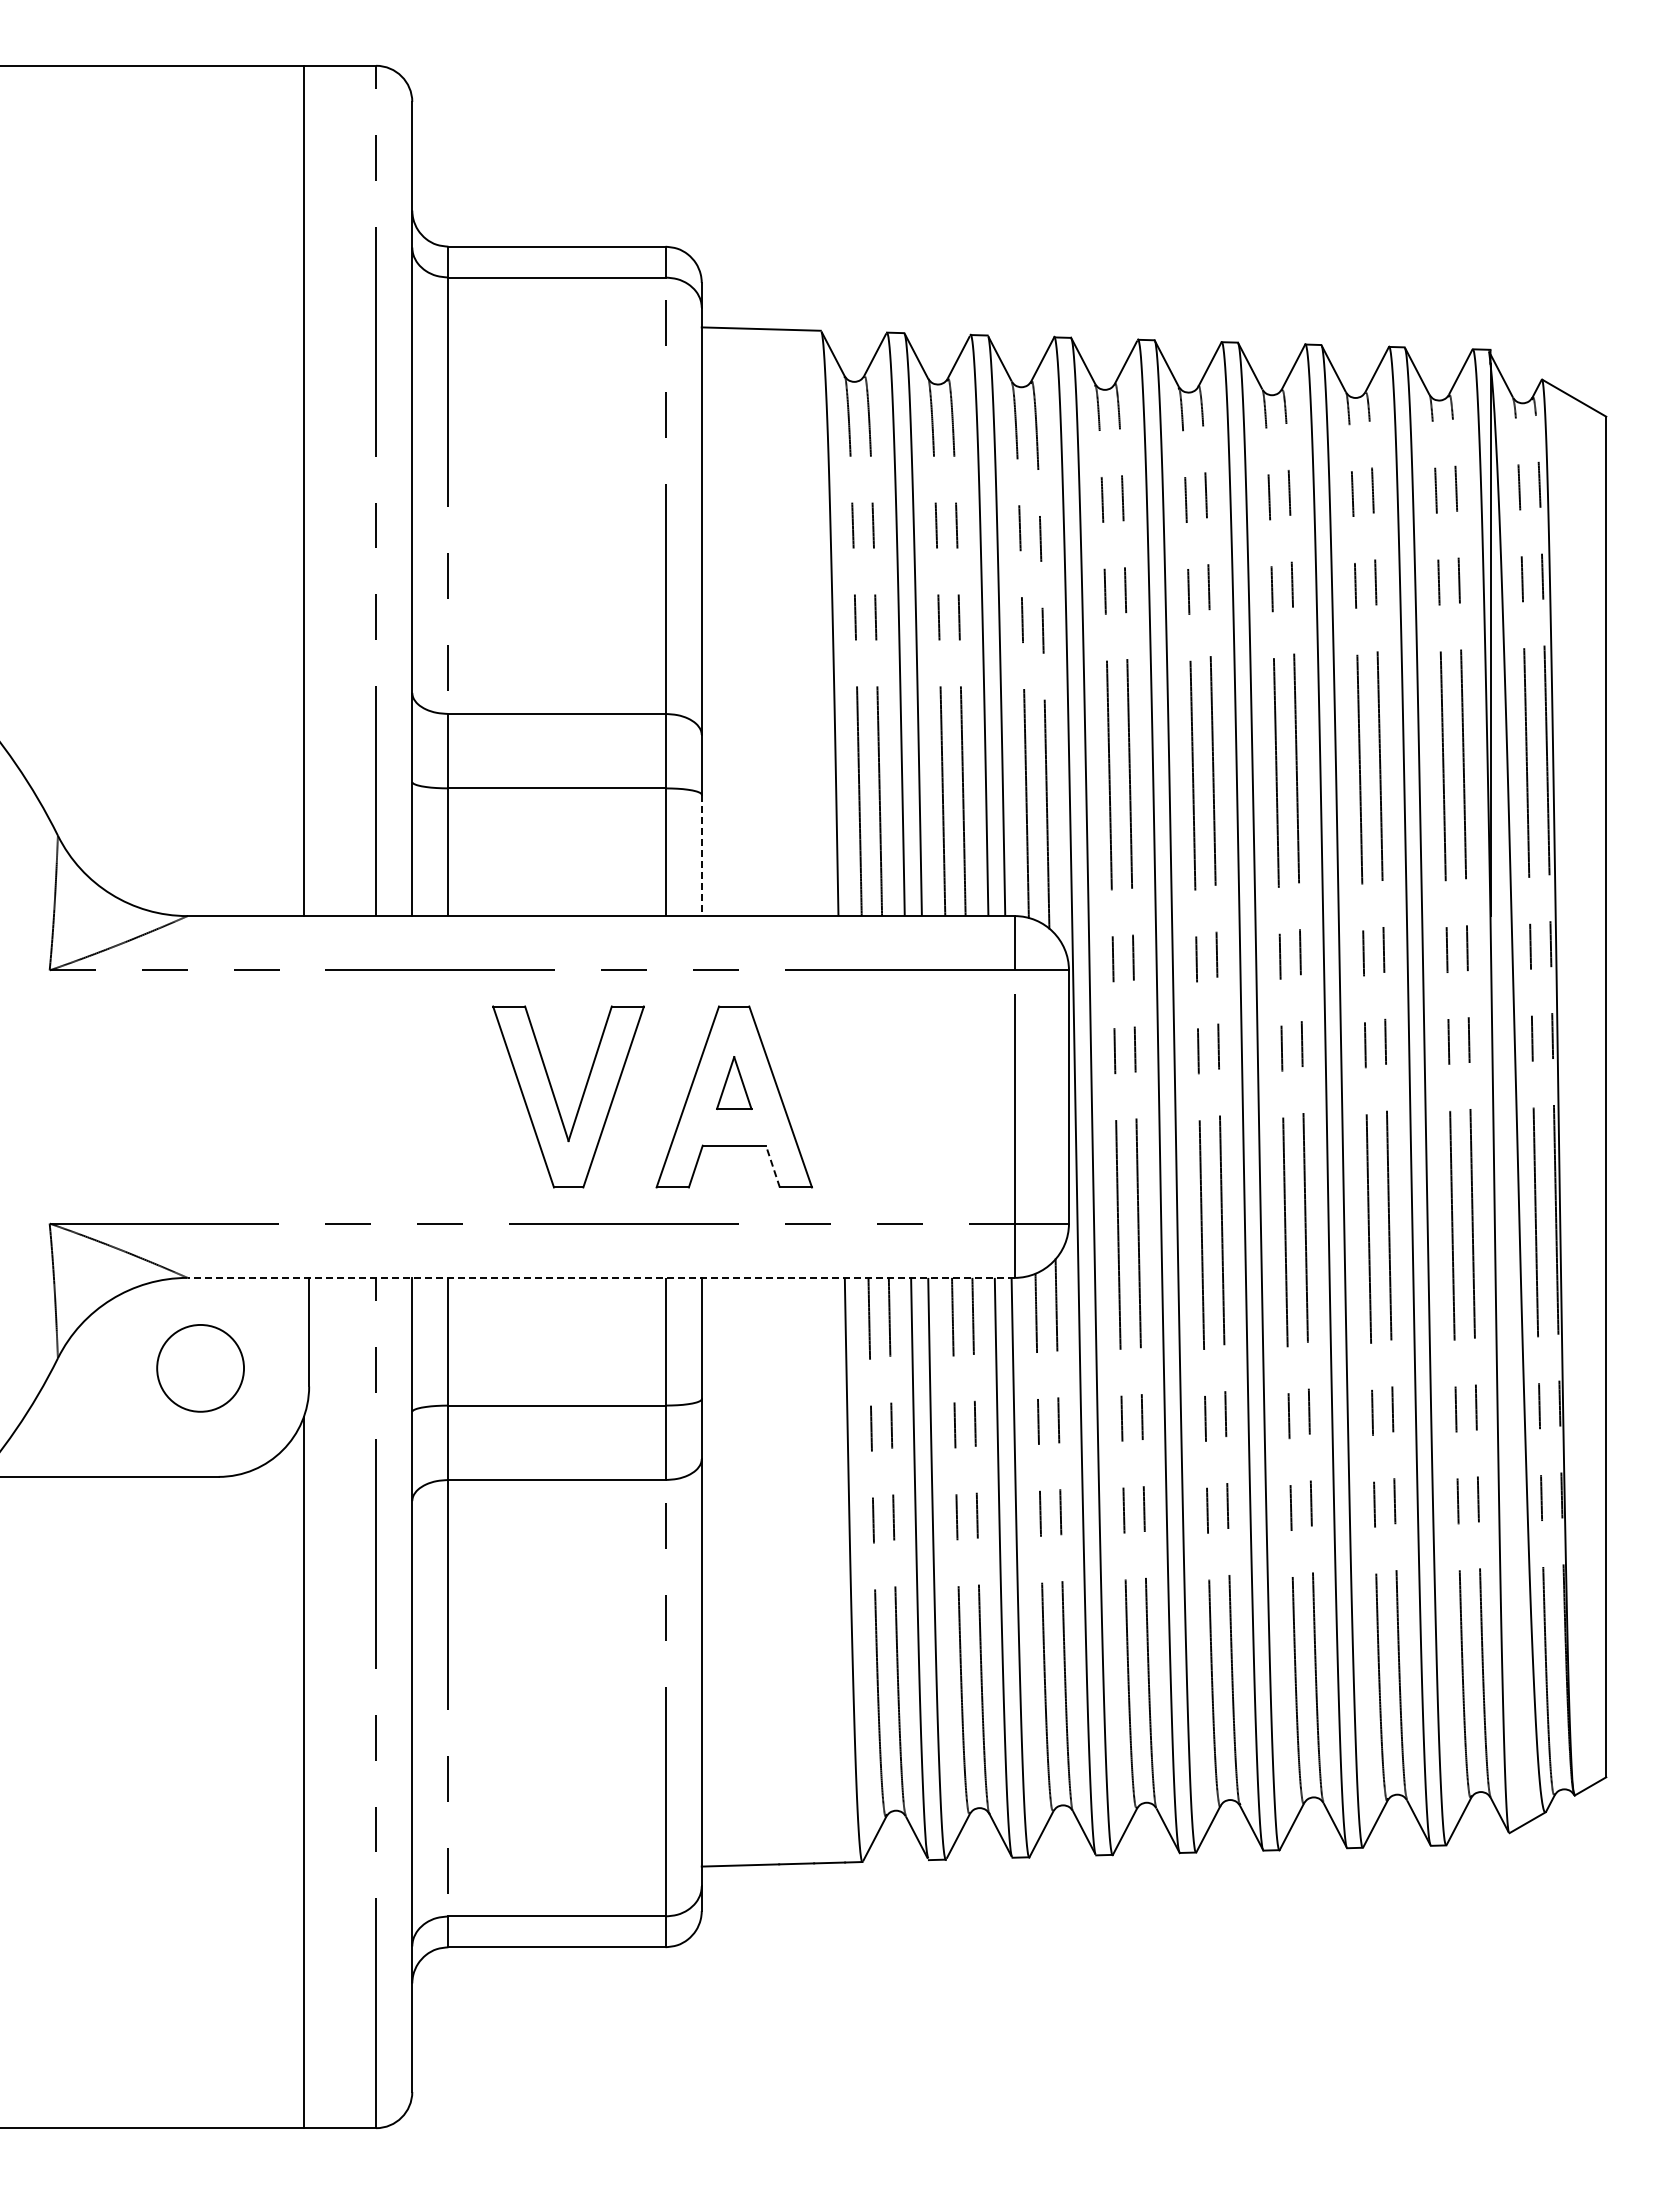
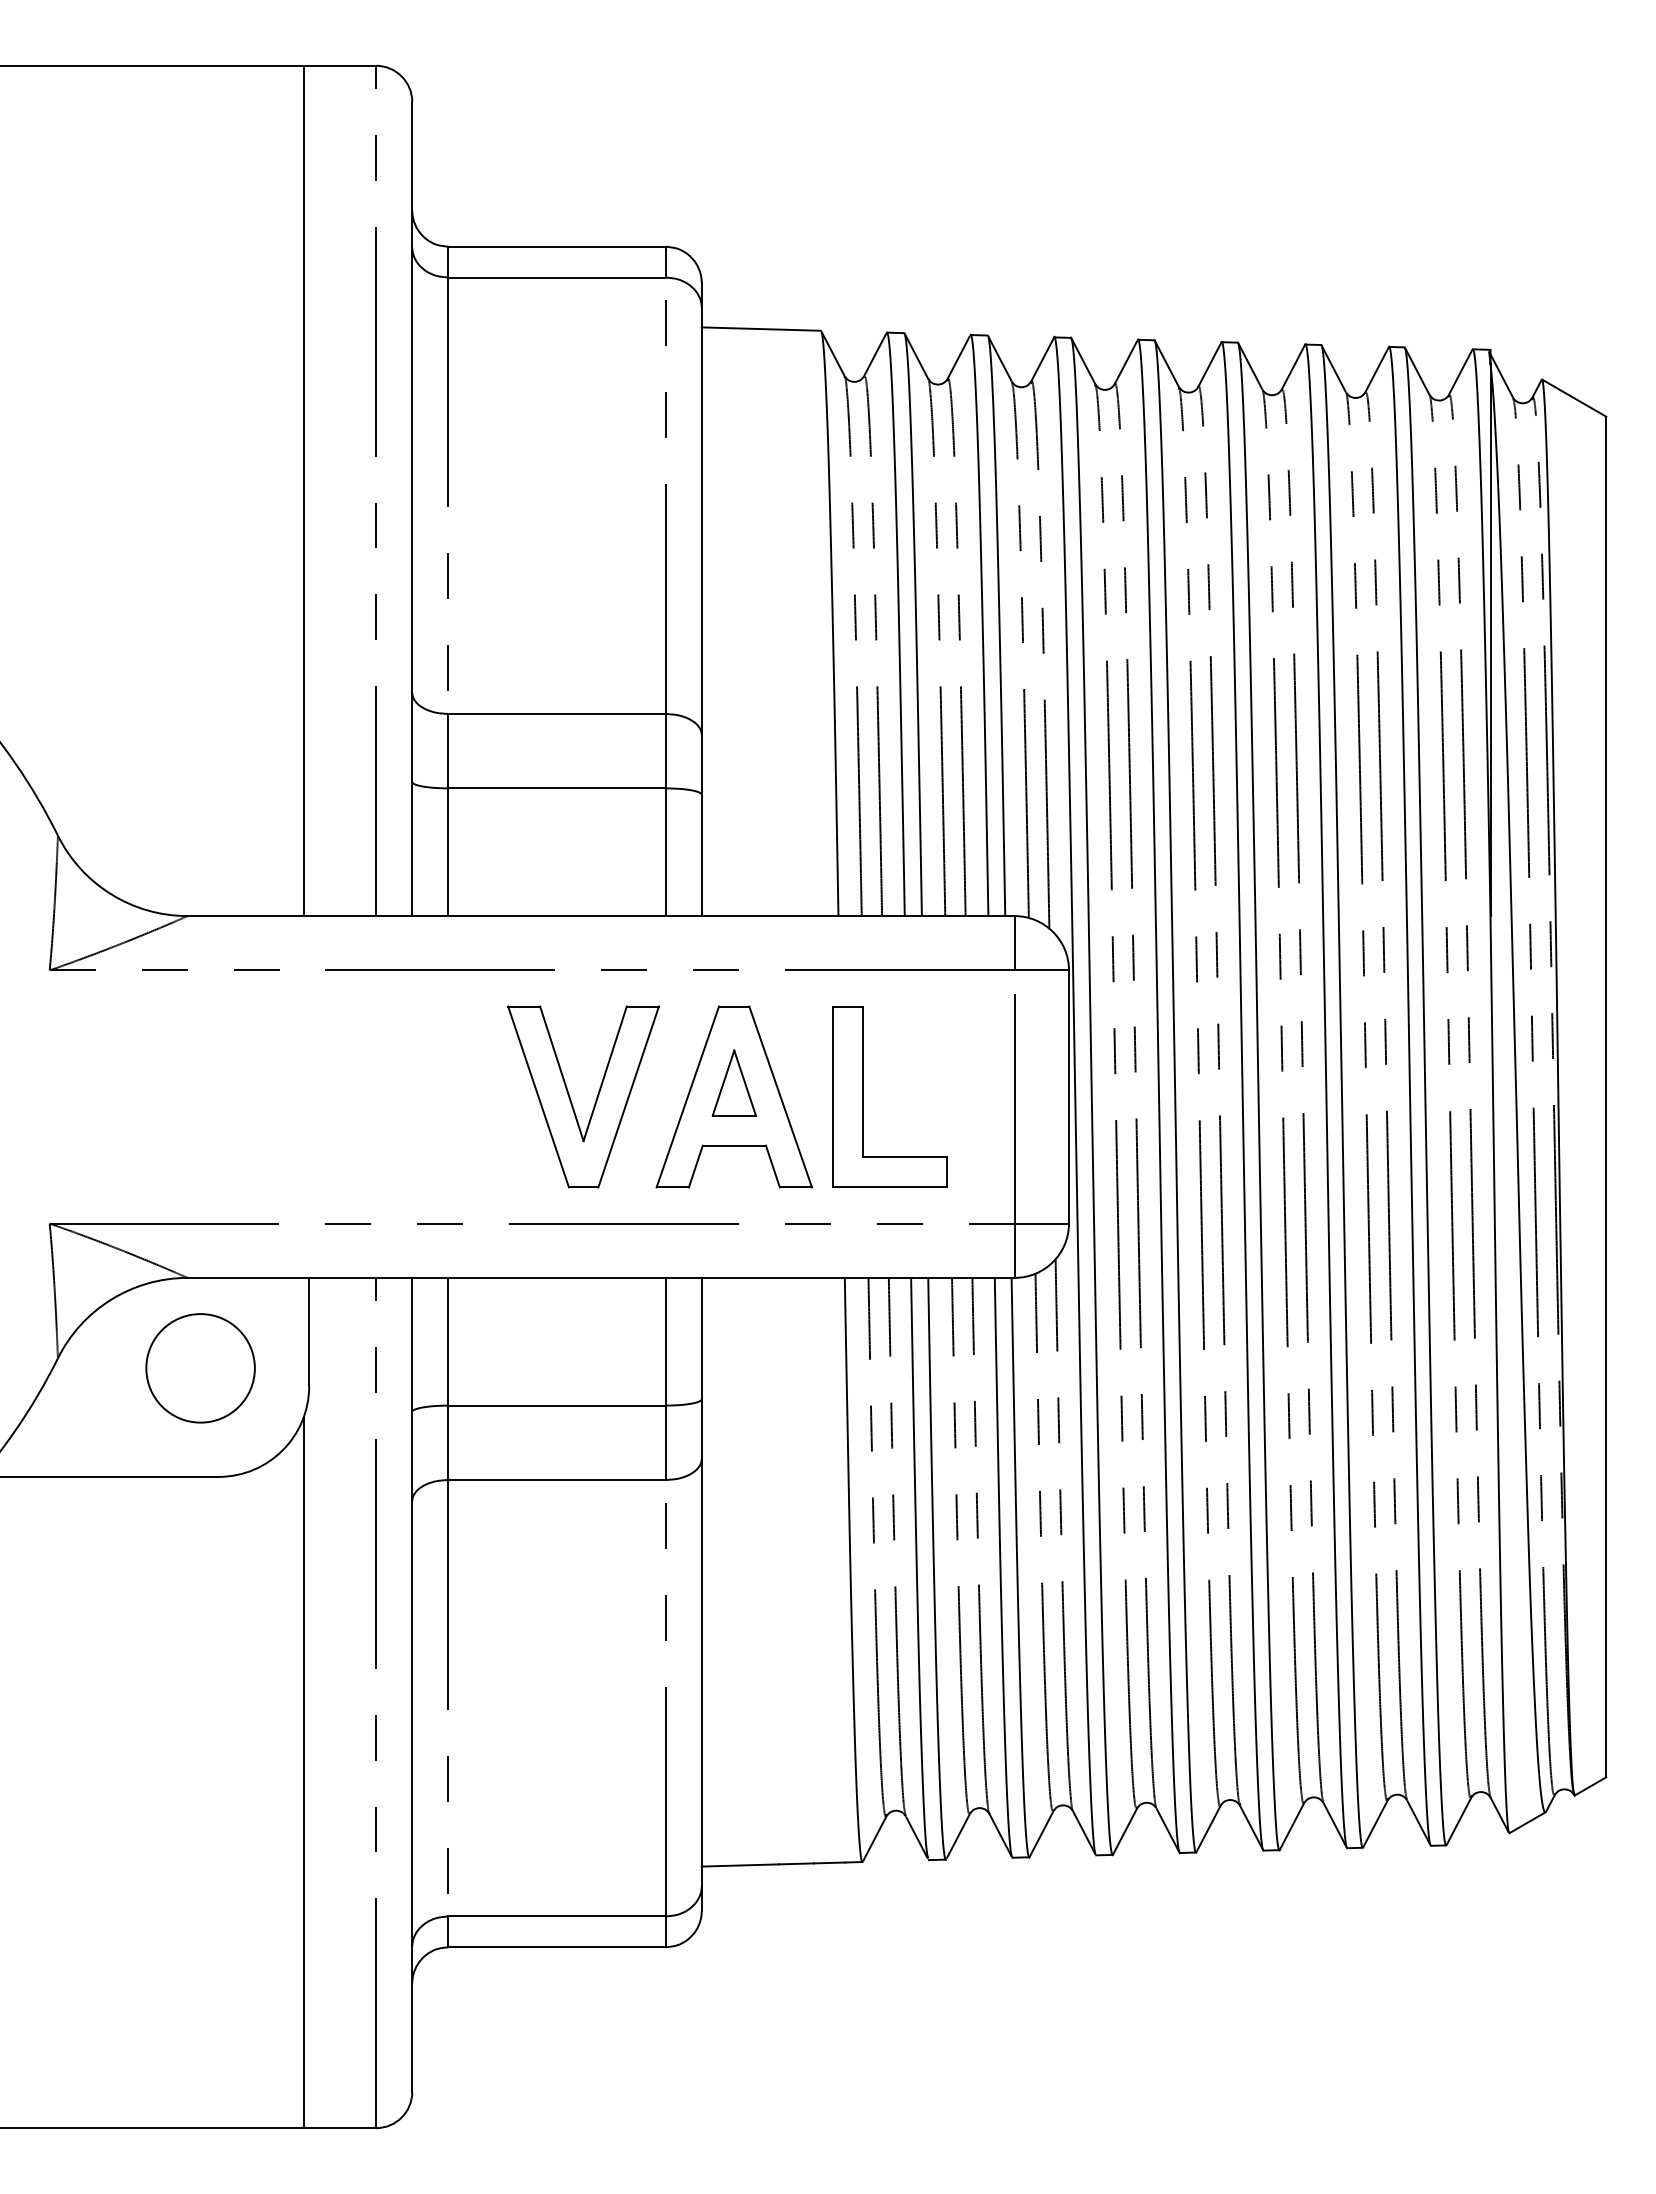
line: dashed -> solid (701, 855)
part size: 37x54 px -> 46x68 px (733, 1082)
part: none -> present (863, 1096)
part position: (556, 1099) -> (571, 1099) (571, 1099)
line: dashed -> solid (772, 1166)
line: dashed -> solid (601, 1277)
circle size: 89x89 px -> 111x111 px (200, 1368)
